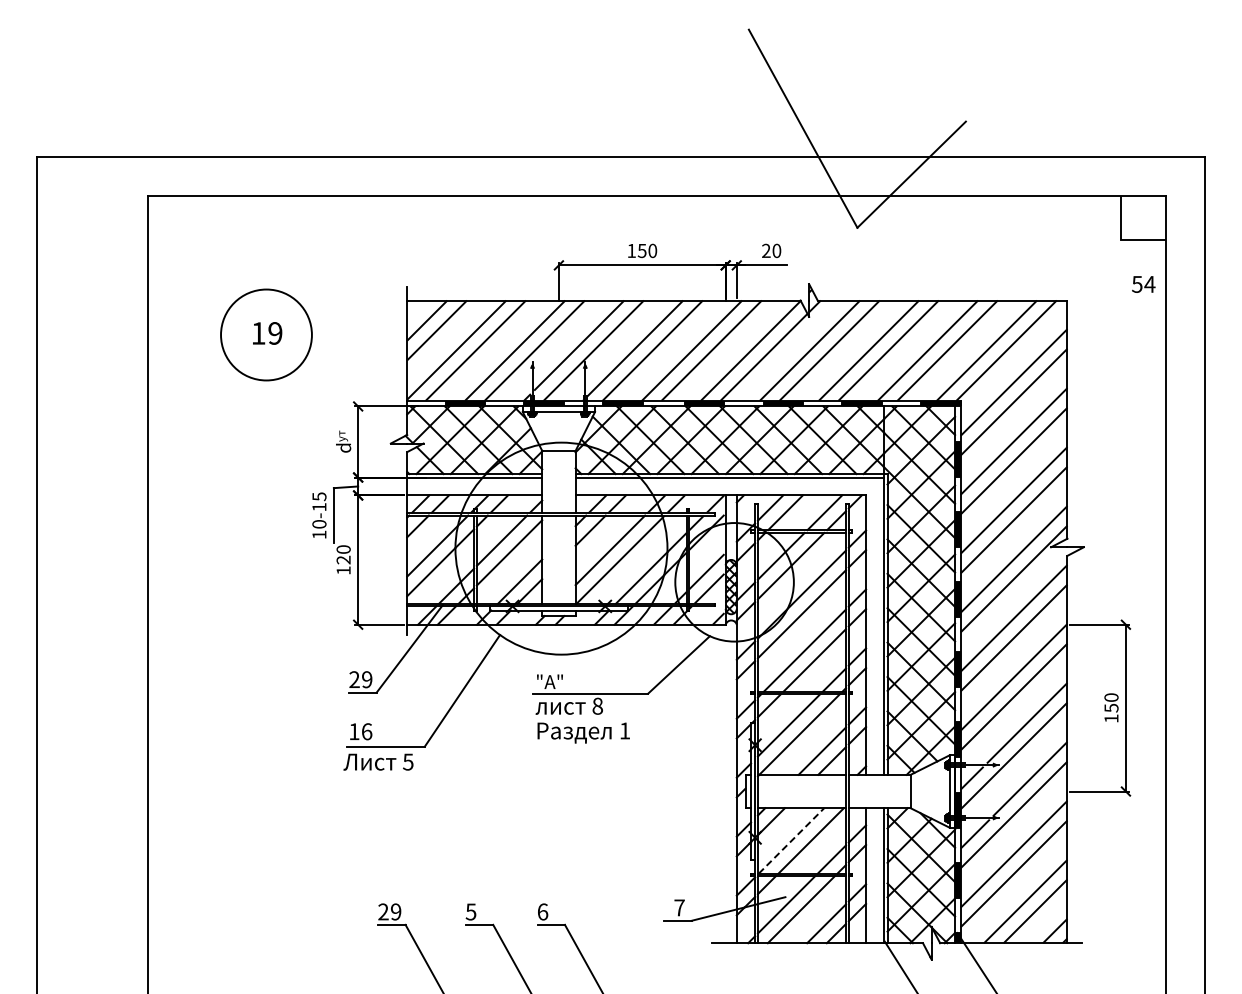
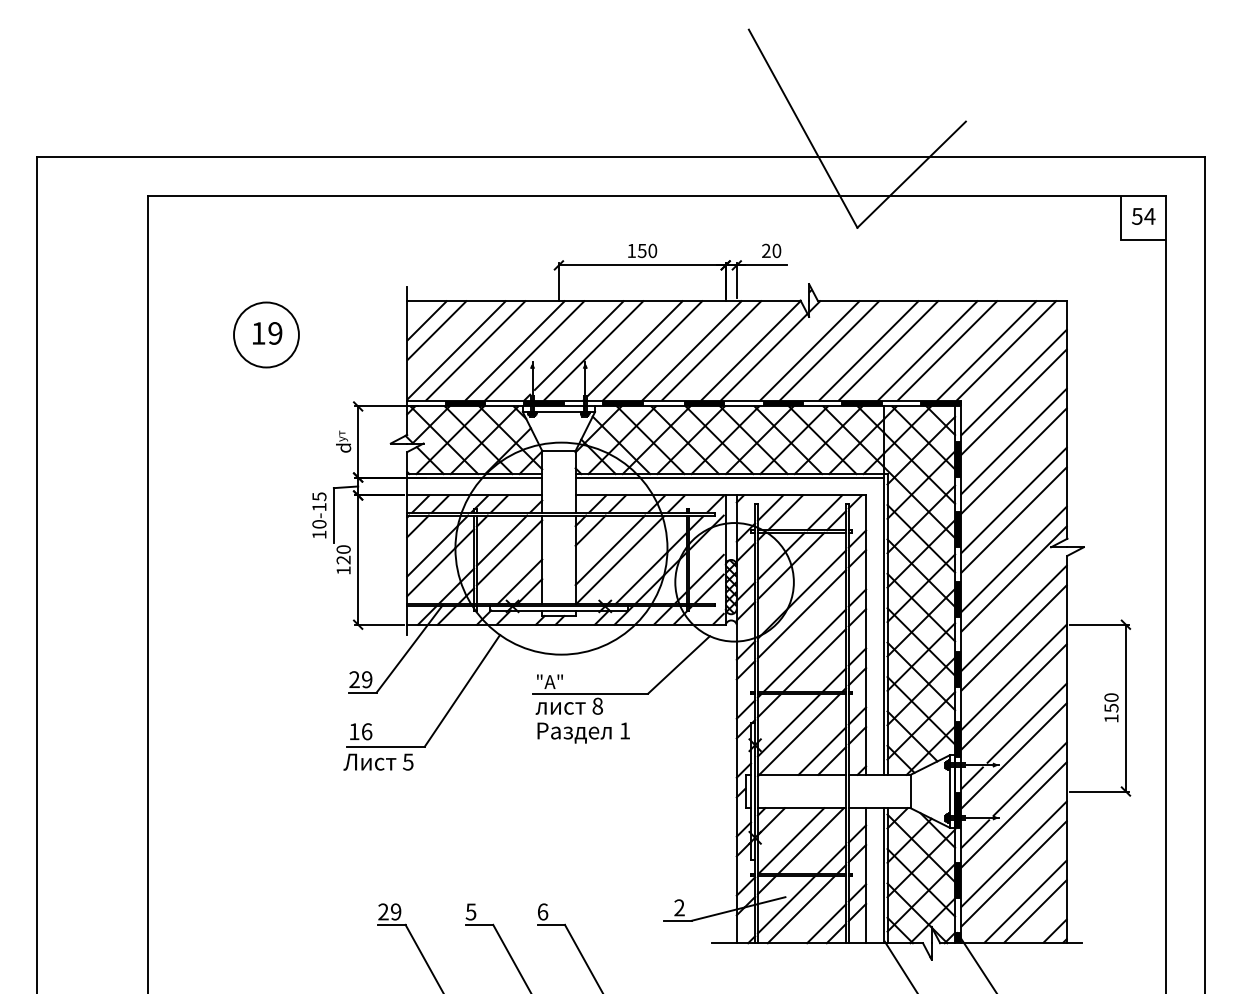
text position: (1143, 284) -> (1143, 216) (1143, 216)
circle diameter: 91 px -> 65 px (266, 334)
line: dashed -> solid (791, 840)
text: 7 -> 2 (679, 907)
